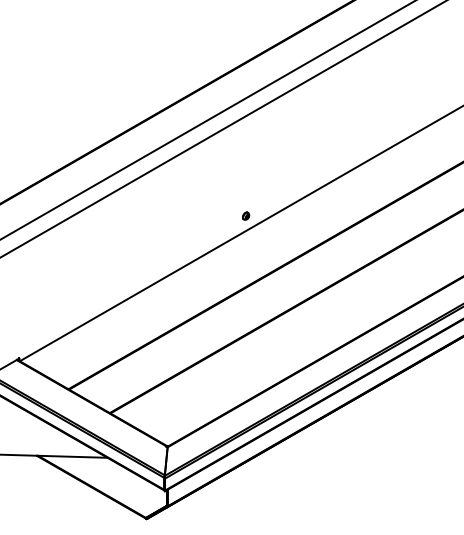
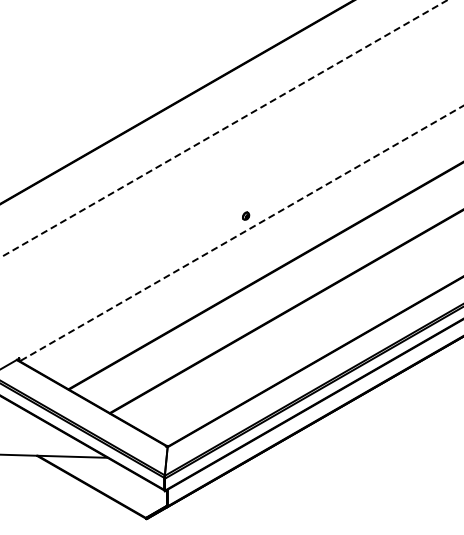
line: present -> none (207, 120)
line: solid -> dashed (223, 129)
line: solid -> dashed (241, 233)
